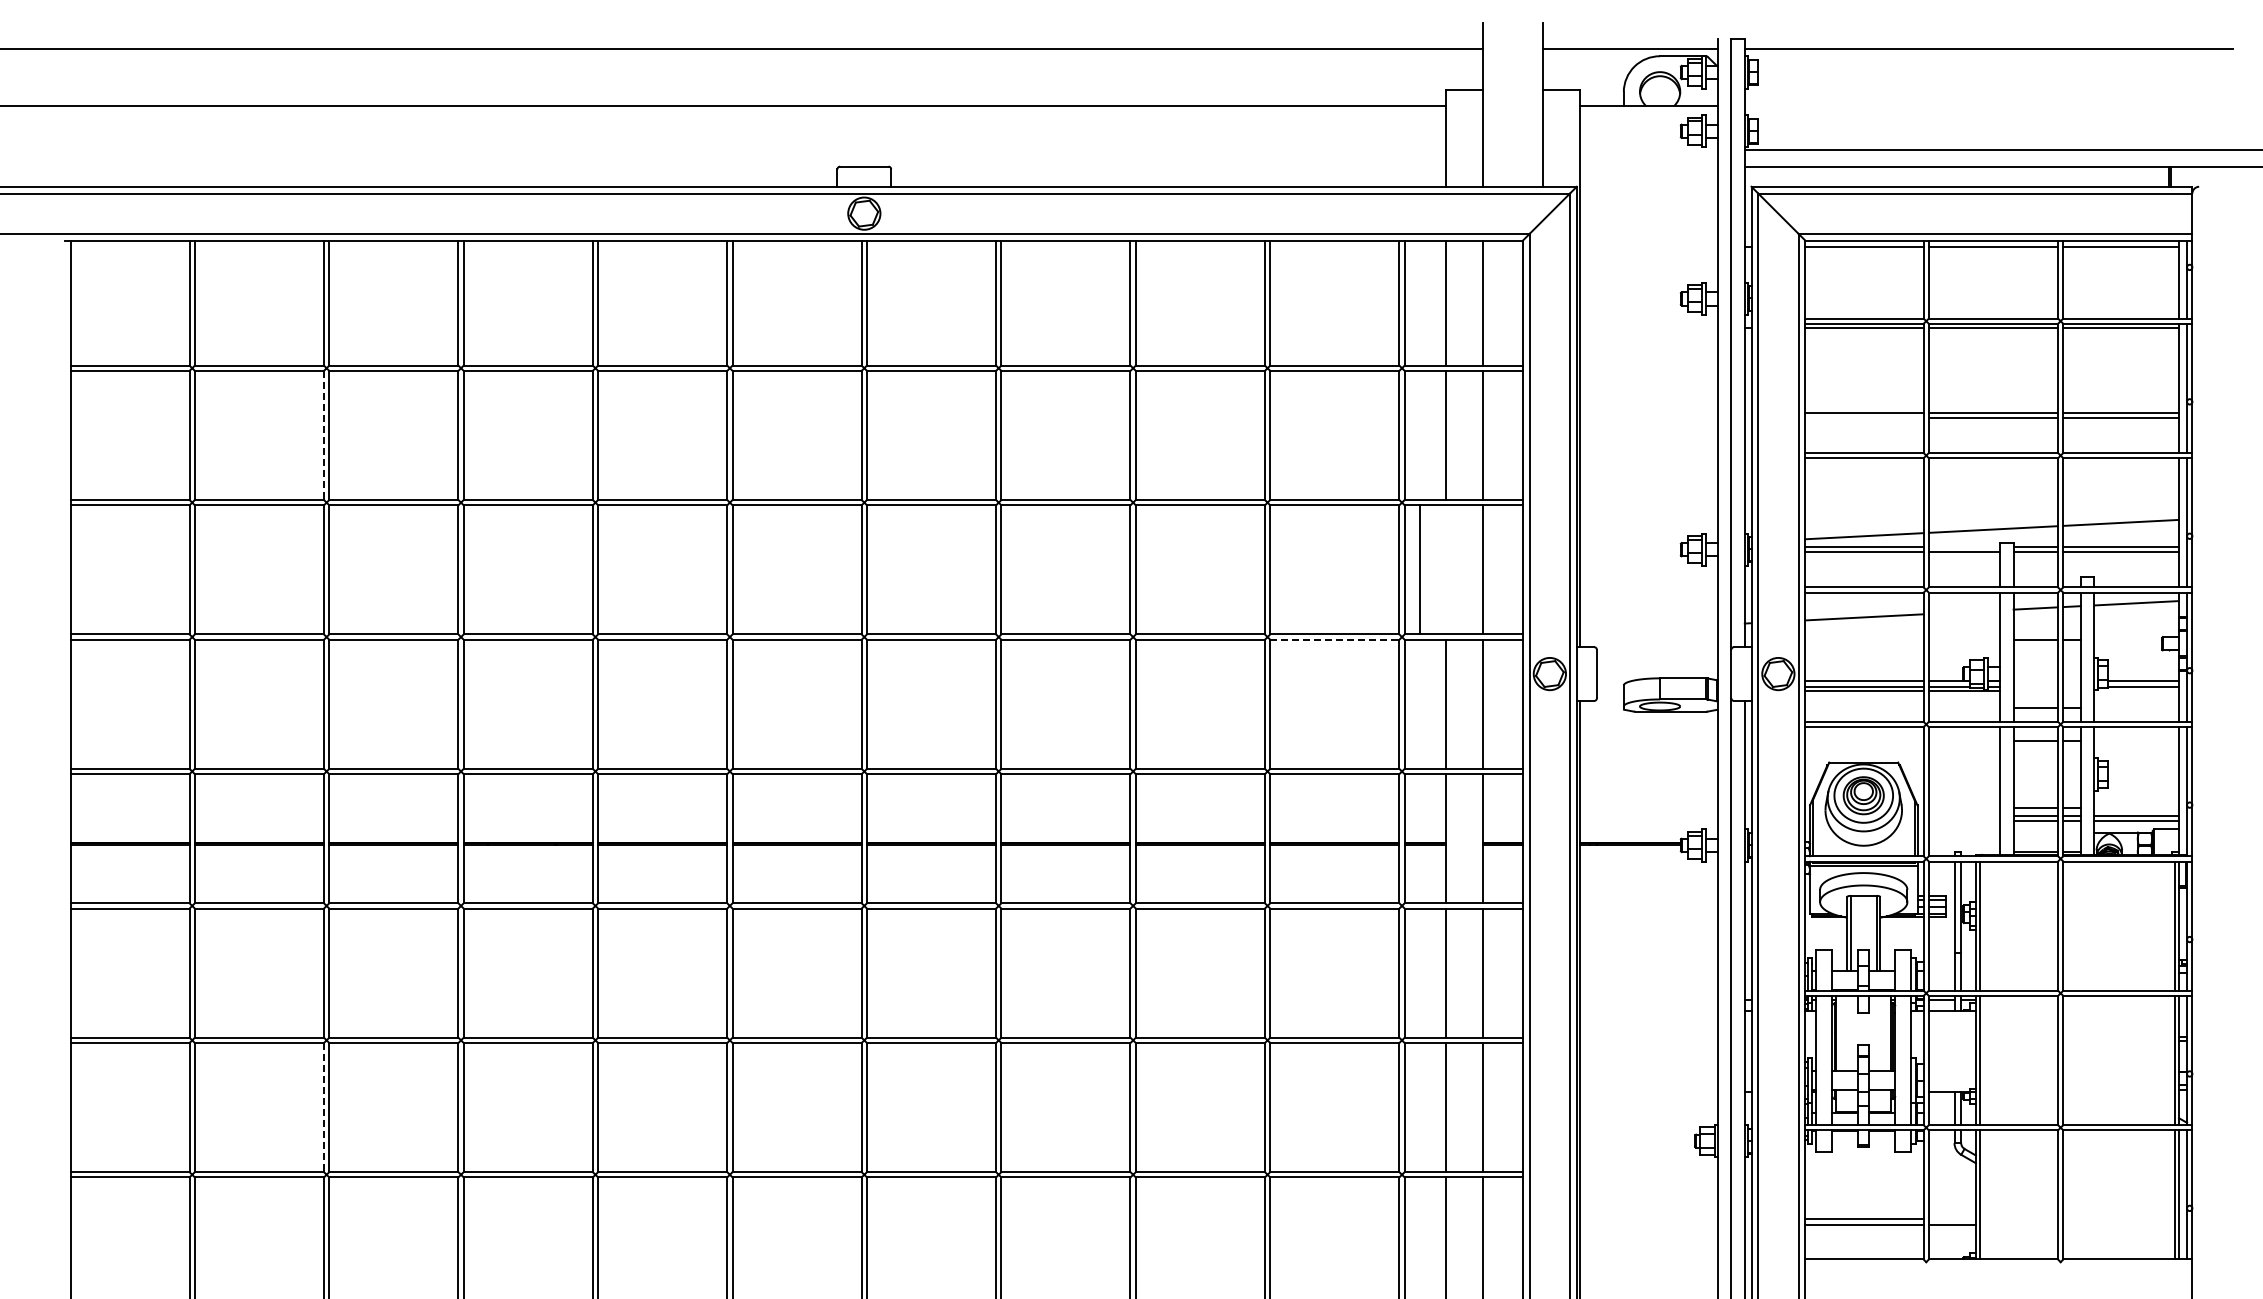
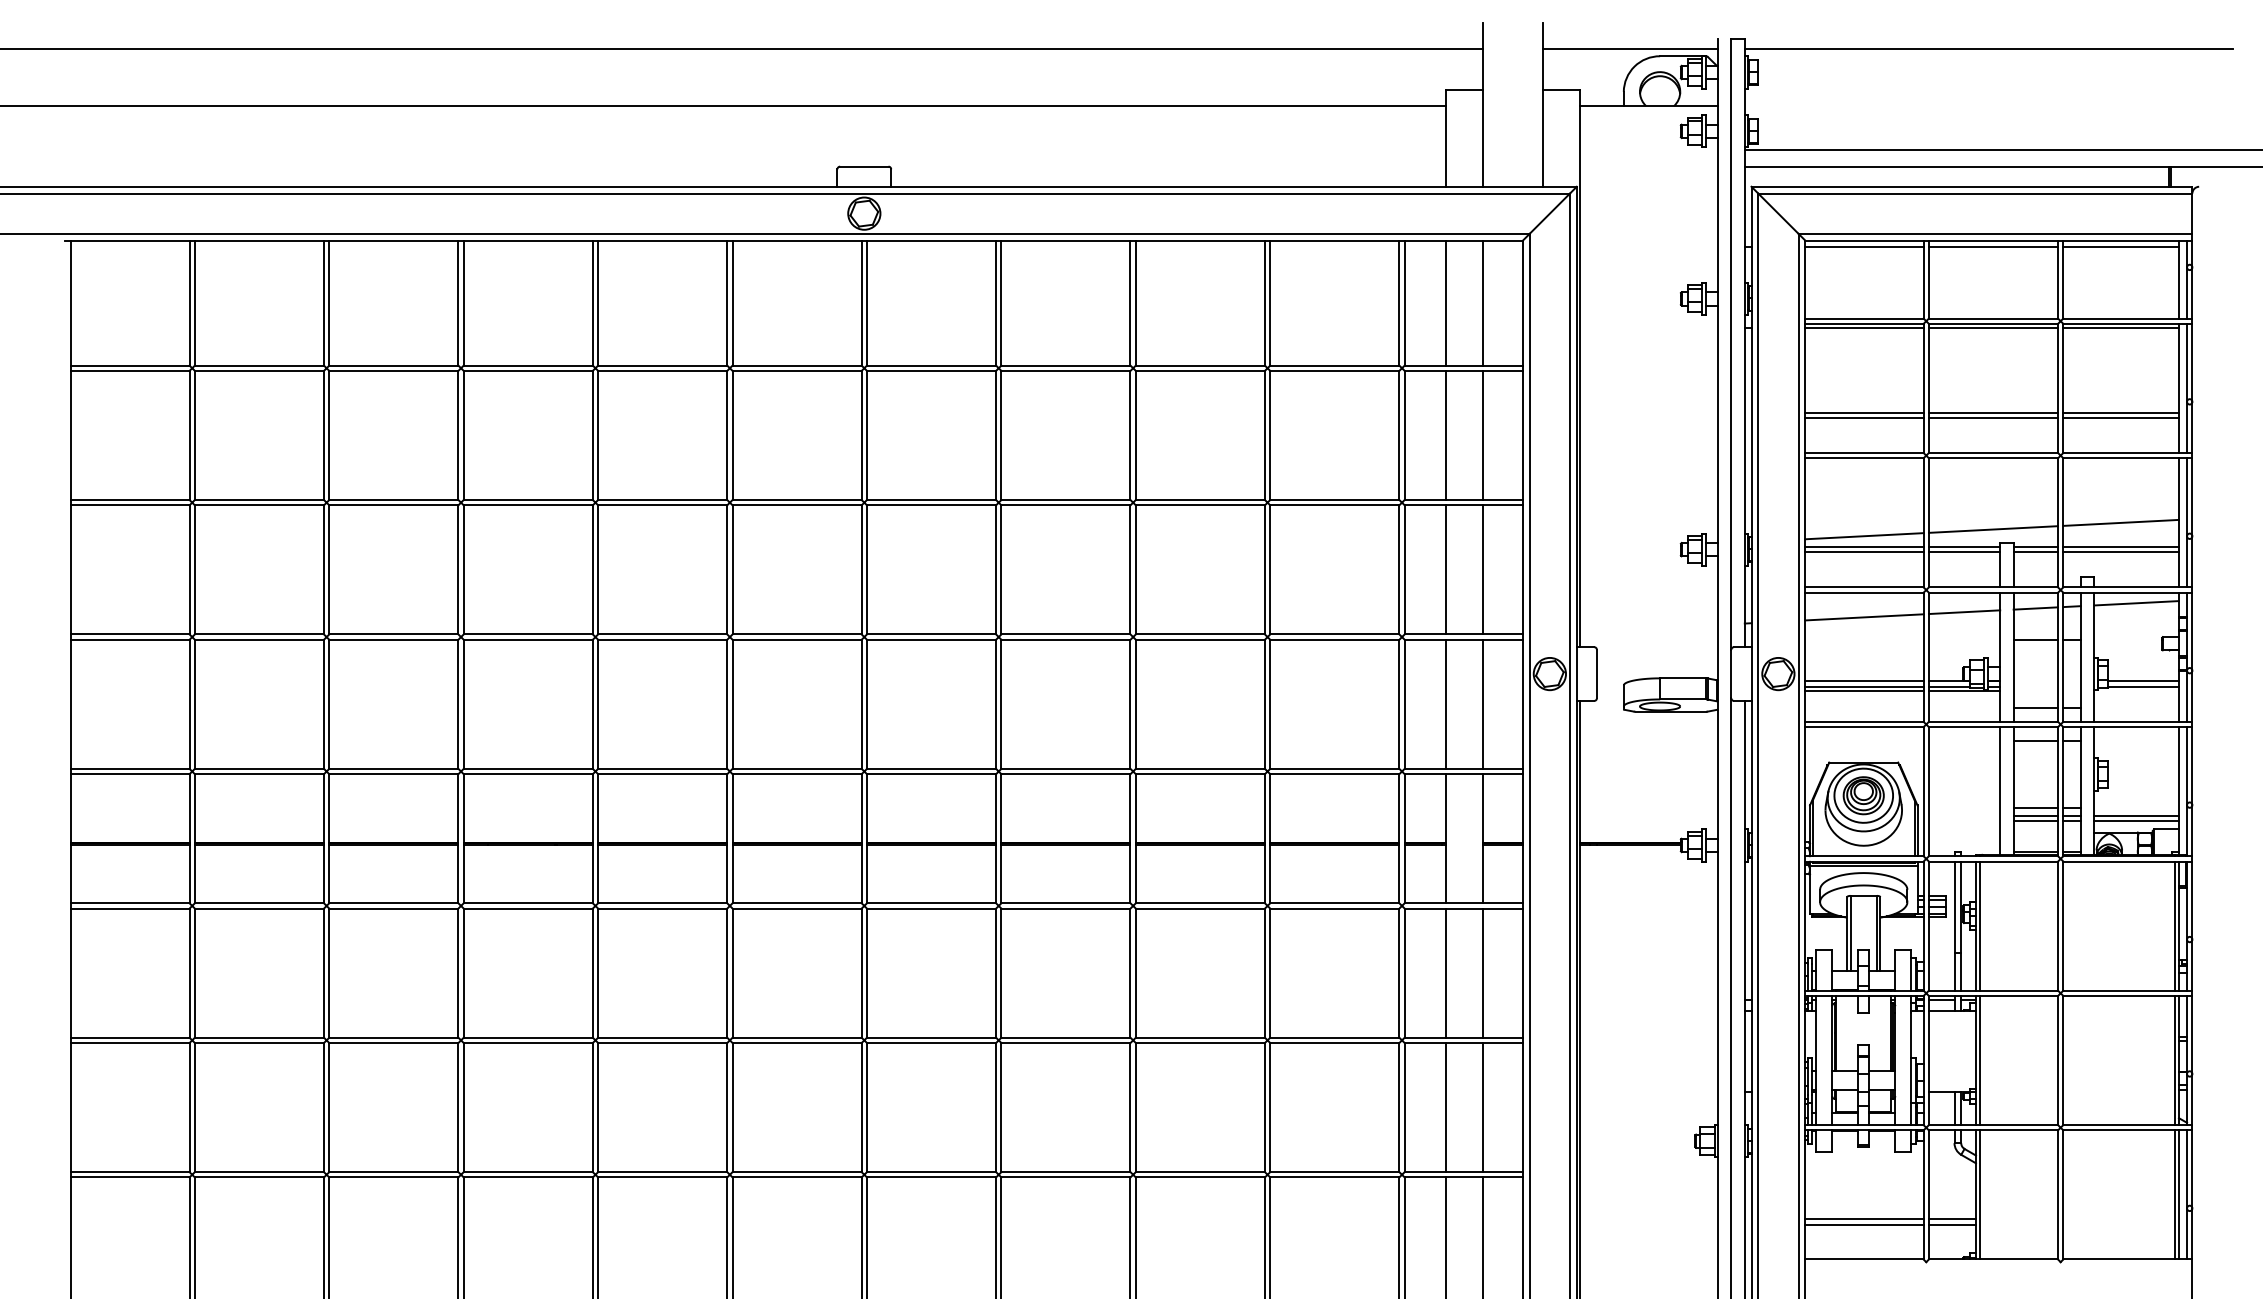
line: none -> present (1864, 417)
line: dashed -> solid (323, 435)
line: none -> present (1964, 547)
line position: (1419, 569) -> (1445, 569) (1445, 569)
line: none -> present (1964, 612)
line: dashed -> solid (1334, 639)
line: dashed -> solid (323, 1107)
line: none -> present (1952, 1219)
